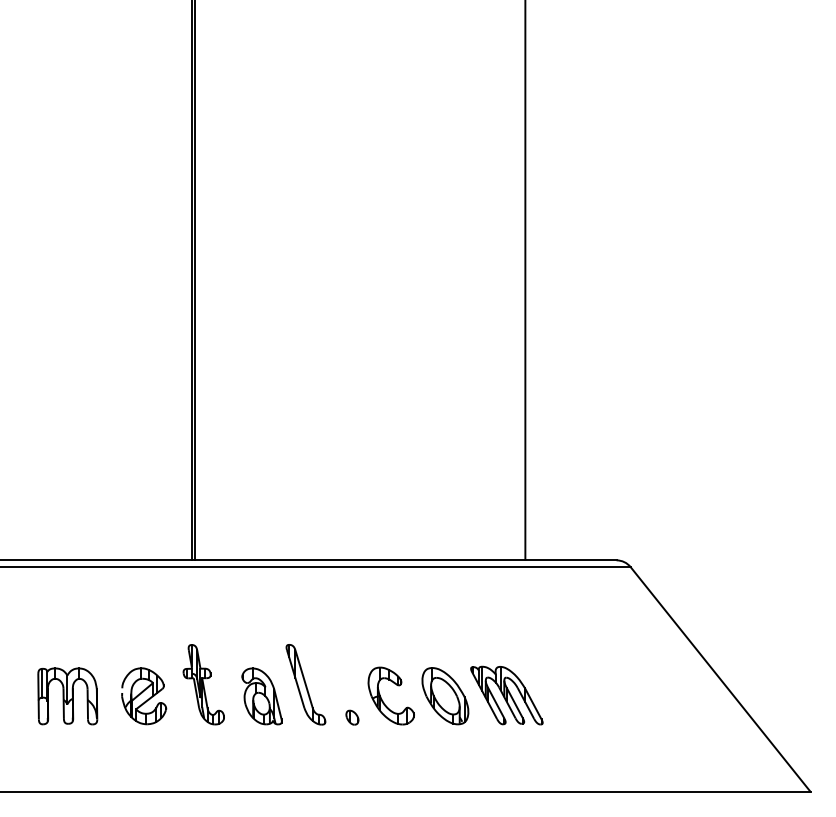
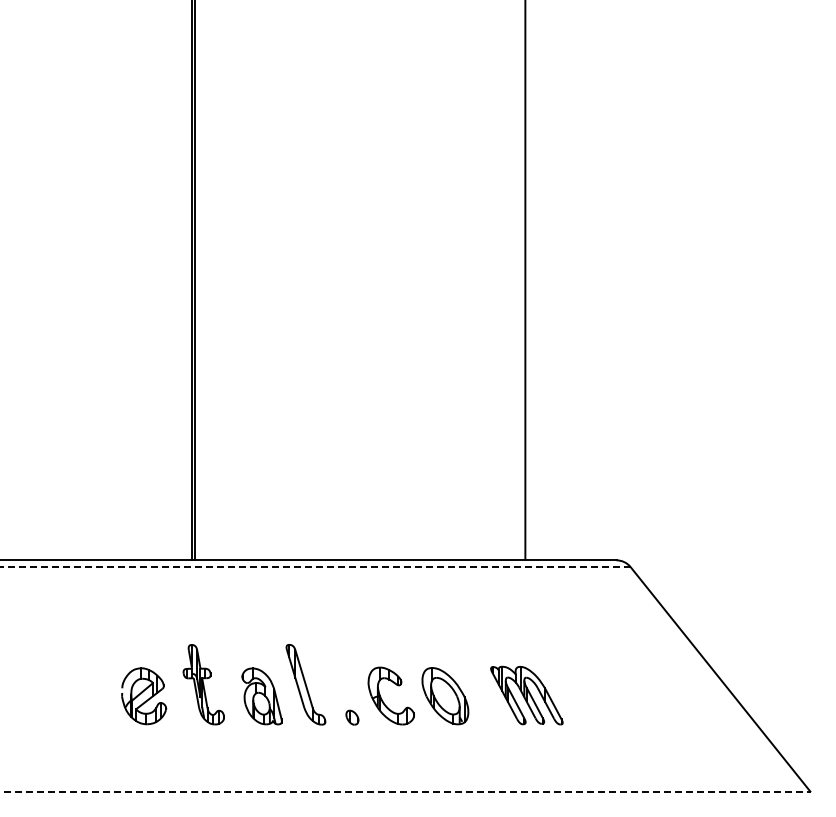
line: solid -> dashed (314, 567)
part position: (506, 695) -> (526, 695) (526, 695)
part: present -> none (67, 696)
line: solid -> dashed (406, 792)
